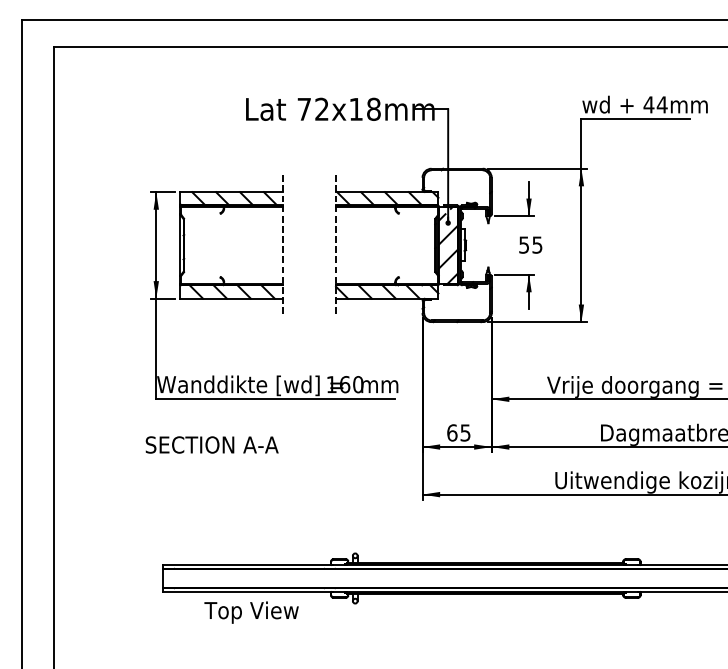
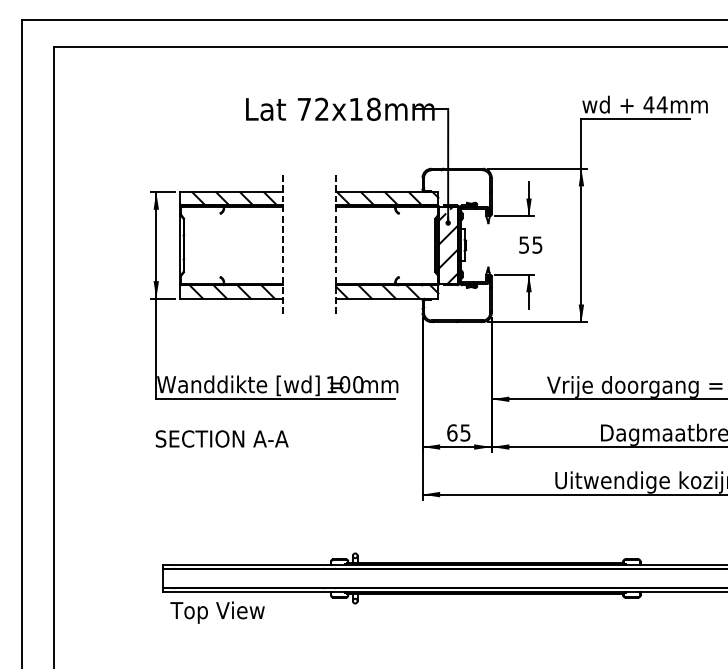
text: 160 -> 100 (345, 384)
text position: (211, 444) -> (221, 438) (221, 438)
text position: (251, 612) -> (217, 612) (217, 612)
